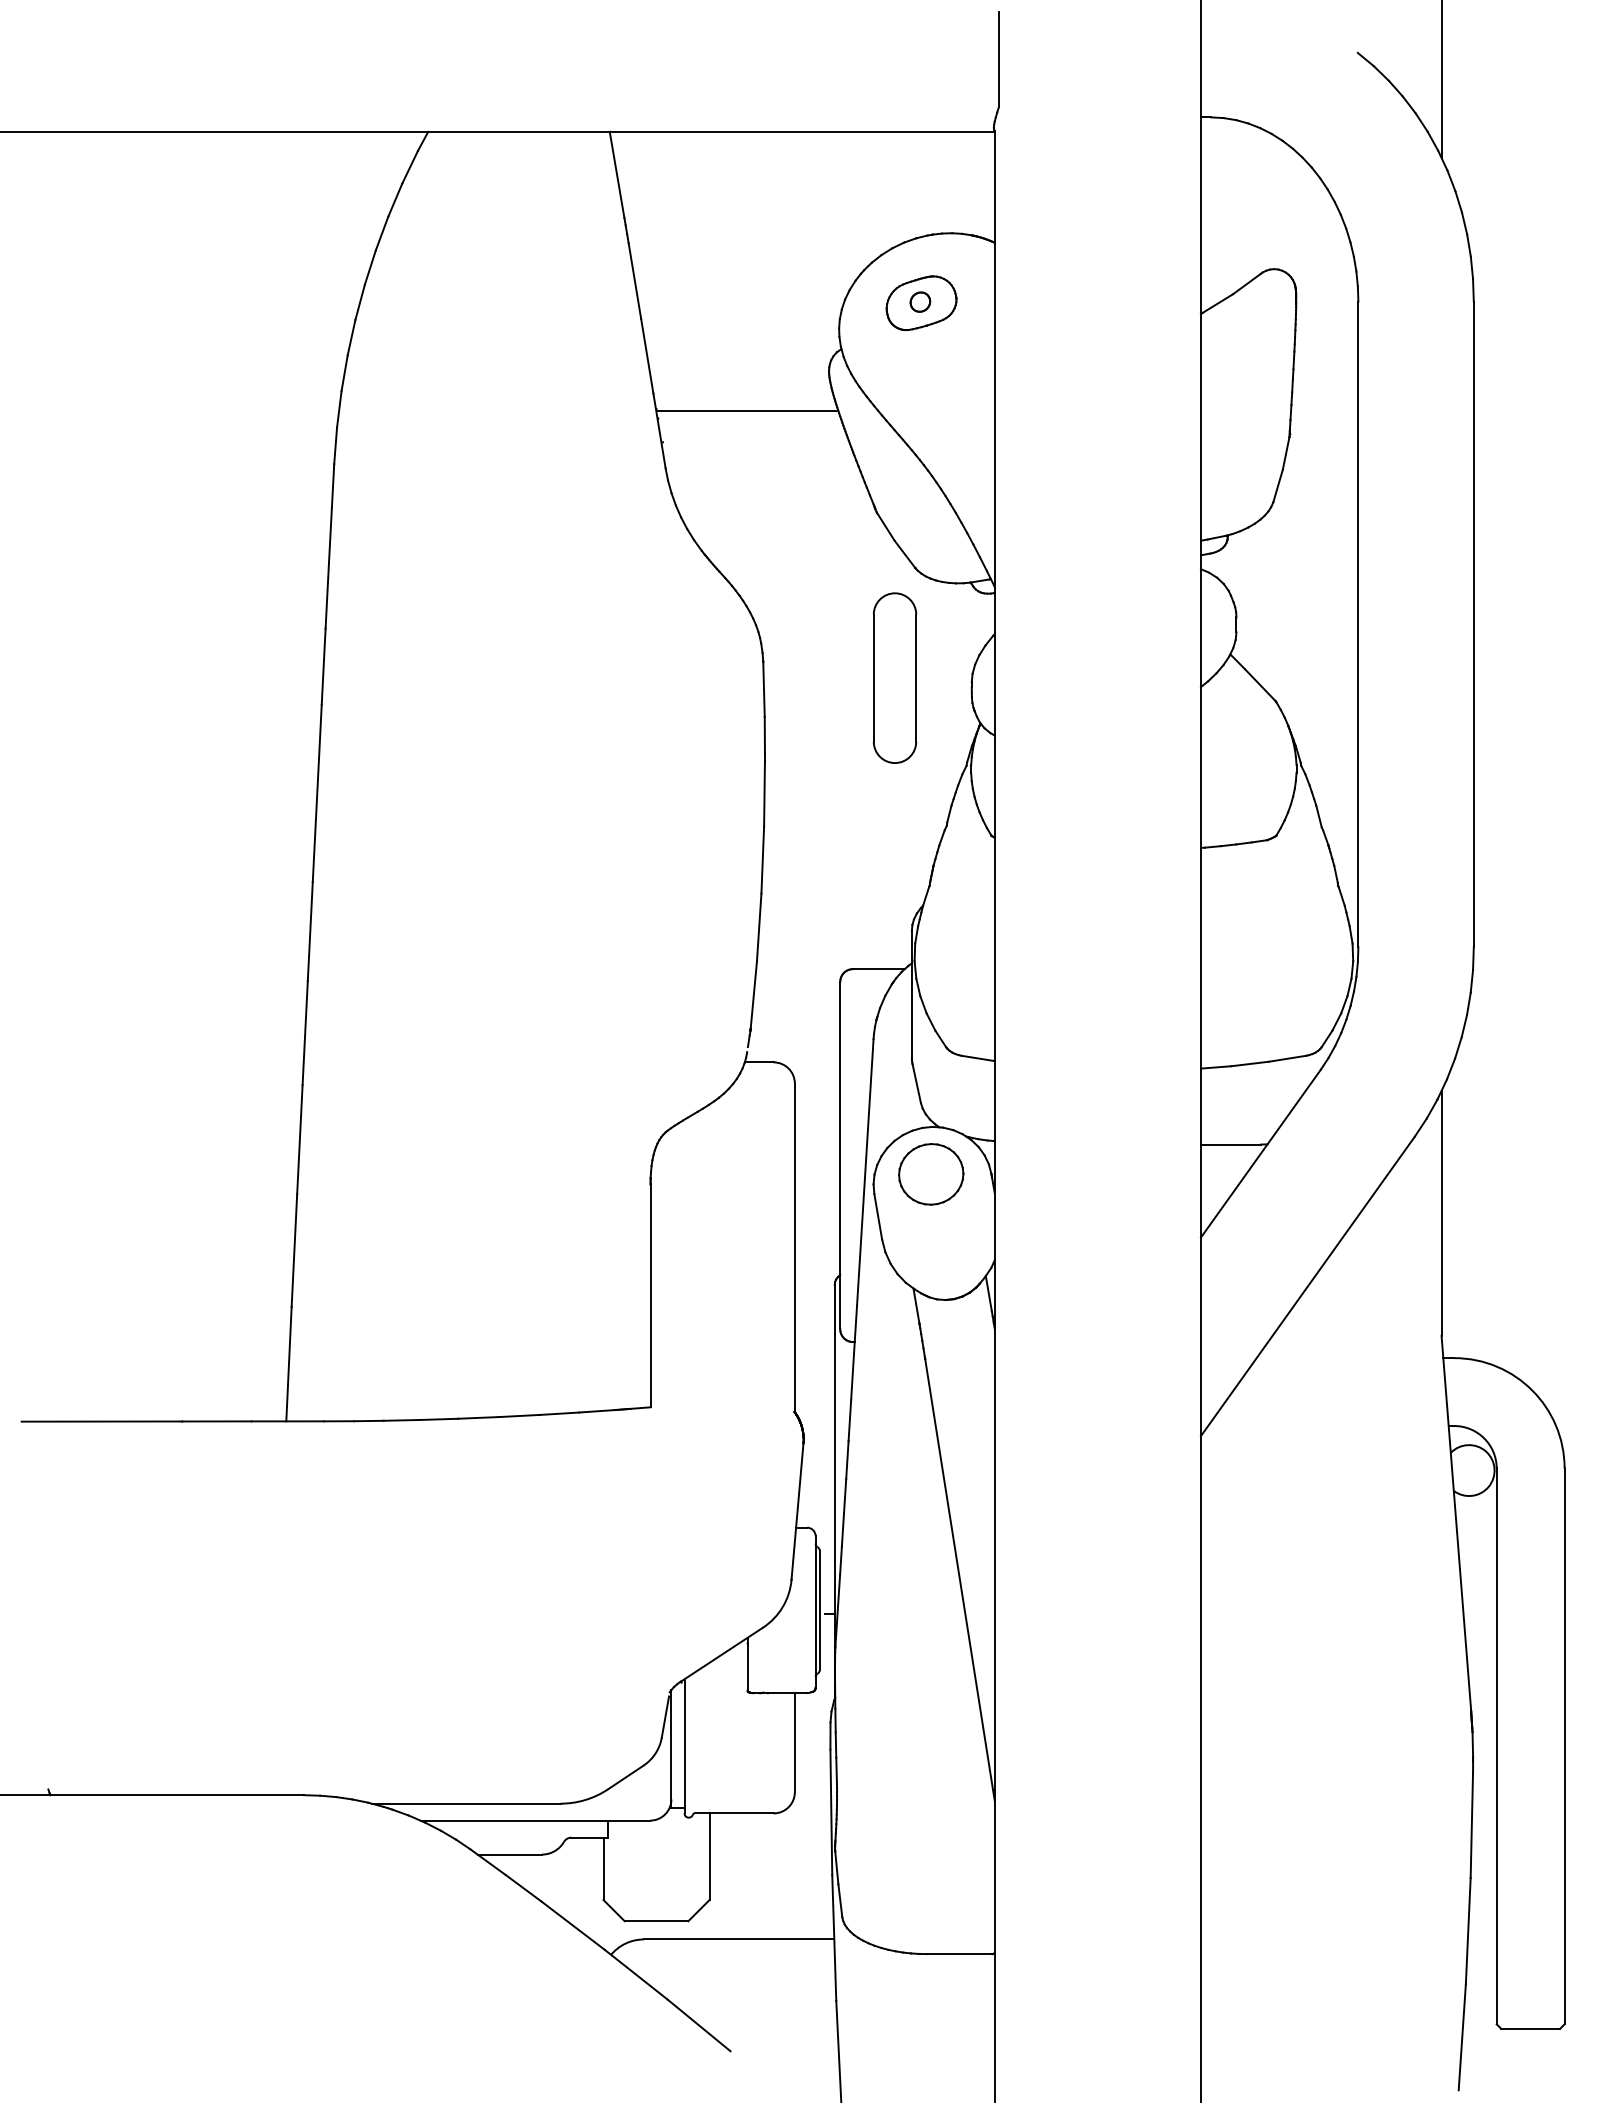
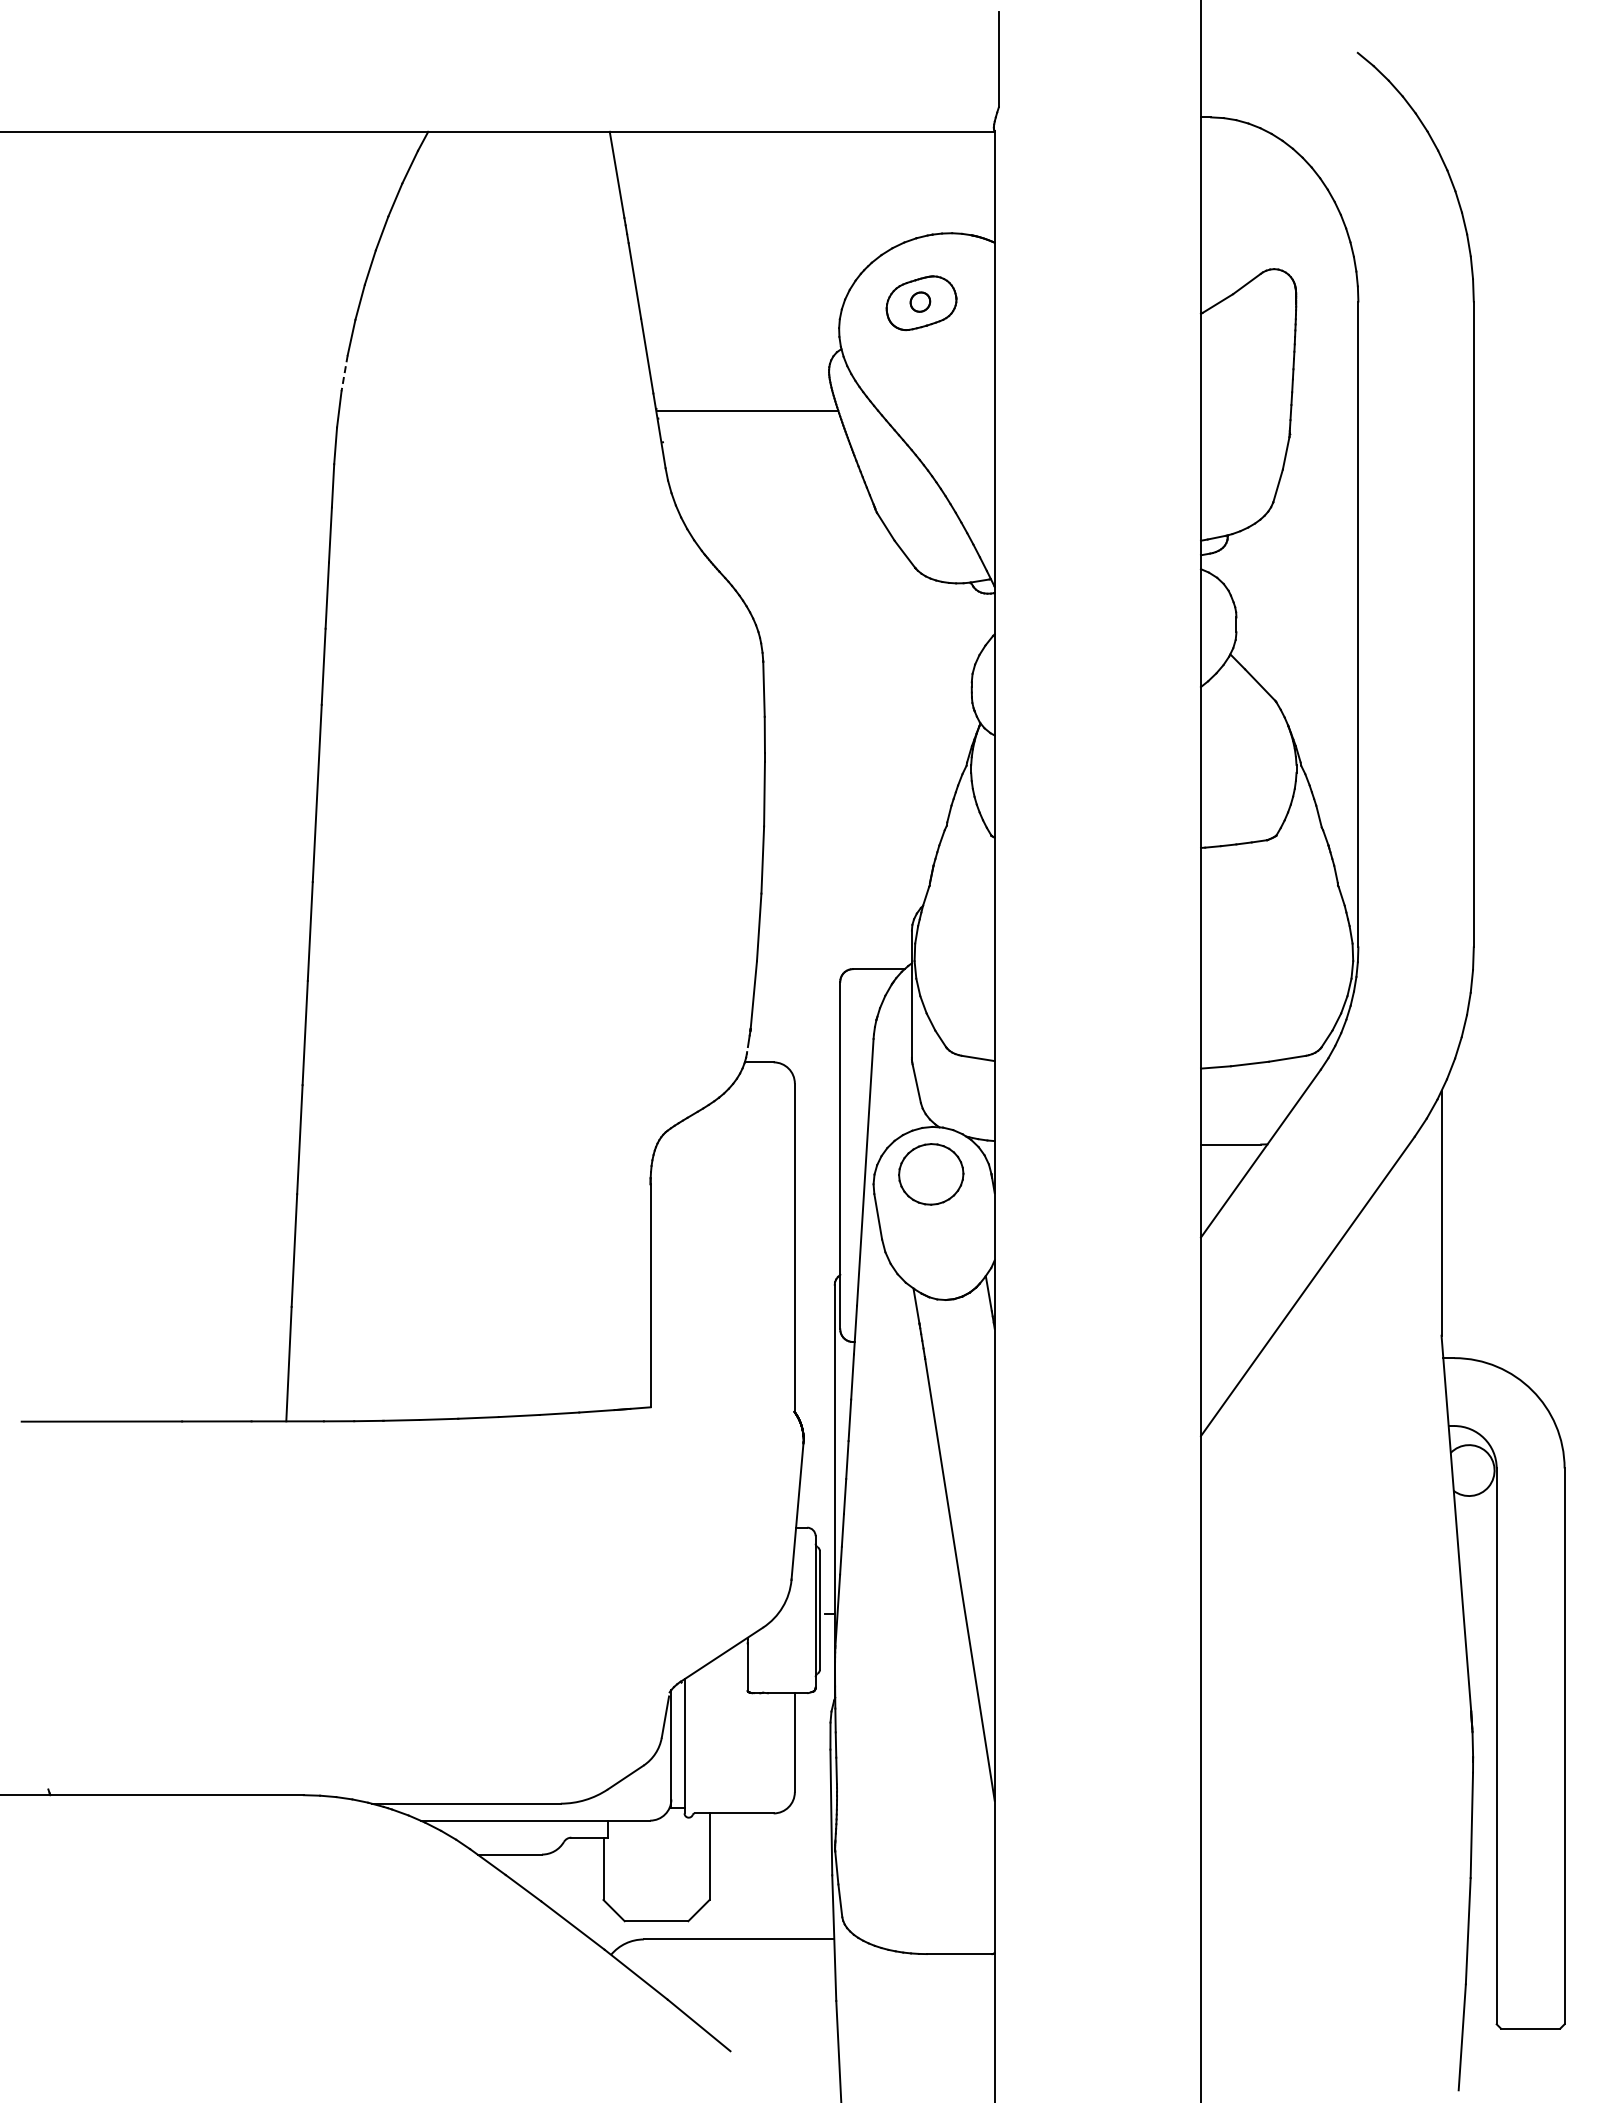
line: present -> none (1441, 79)
line: solid -> dashed (344, 373)
part: present -> none (894, 677)
